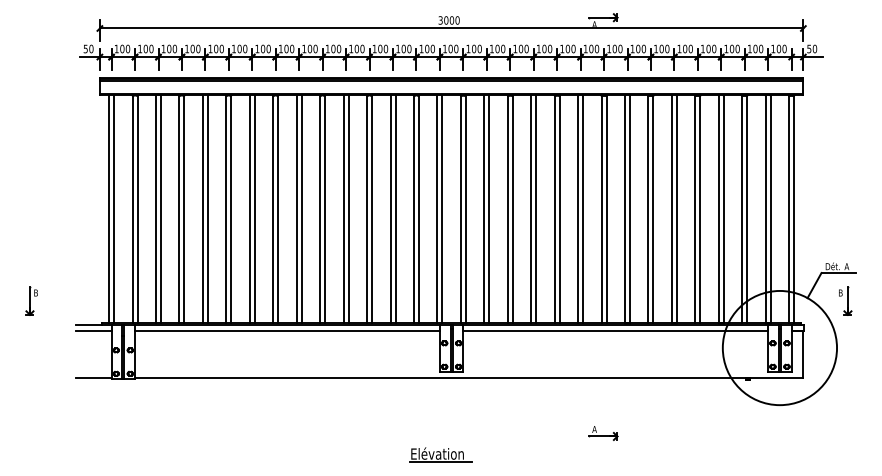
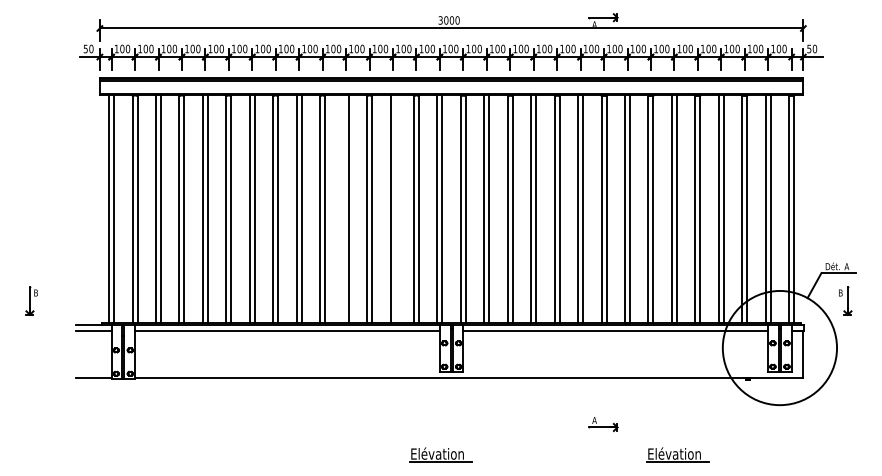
line: present -> none (343, 209)
line: present -> none (395, 209)
part position: (603, 433) -> (603, 424) (603, 424)
part: none -> present (677, 454)
